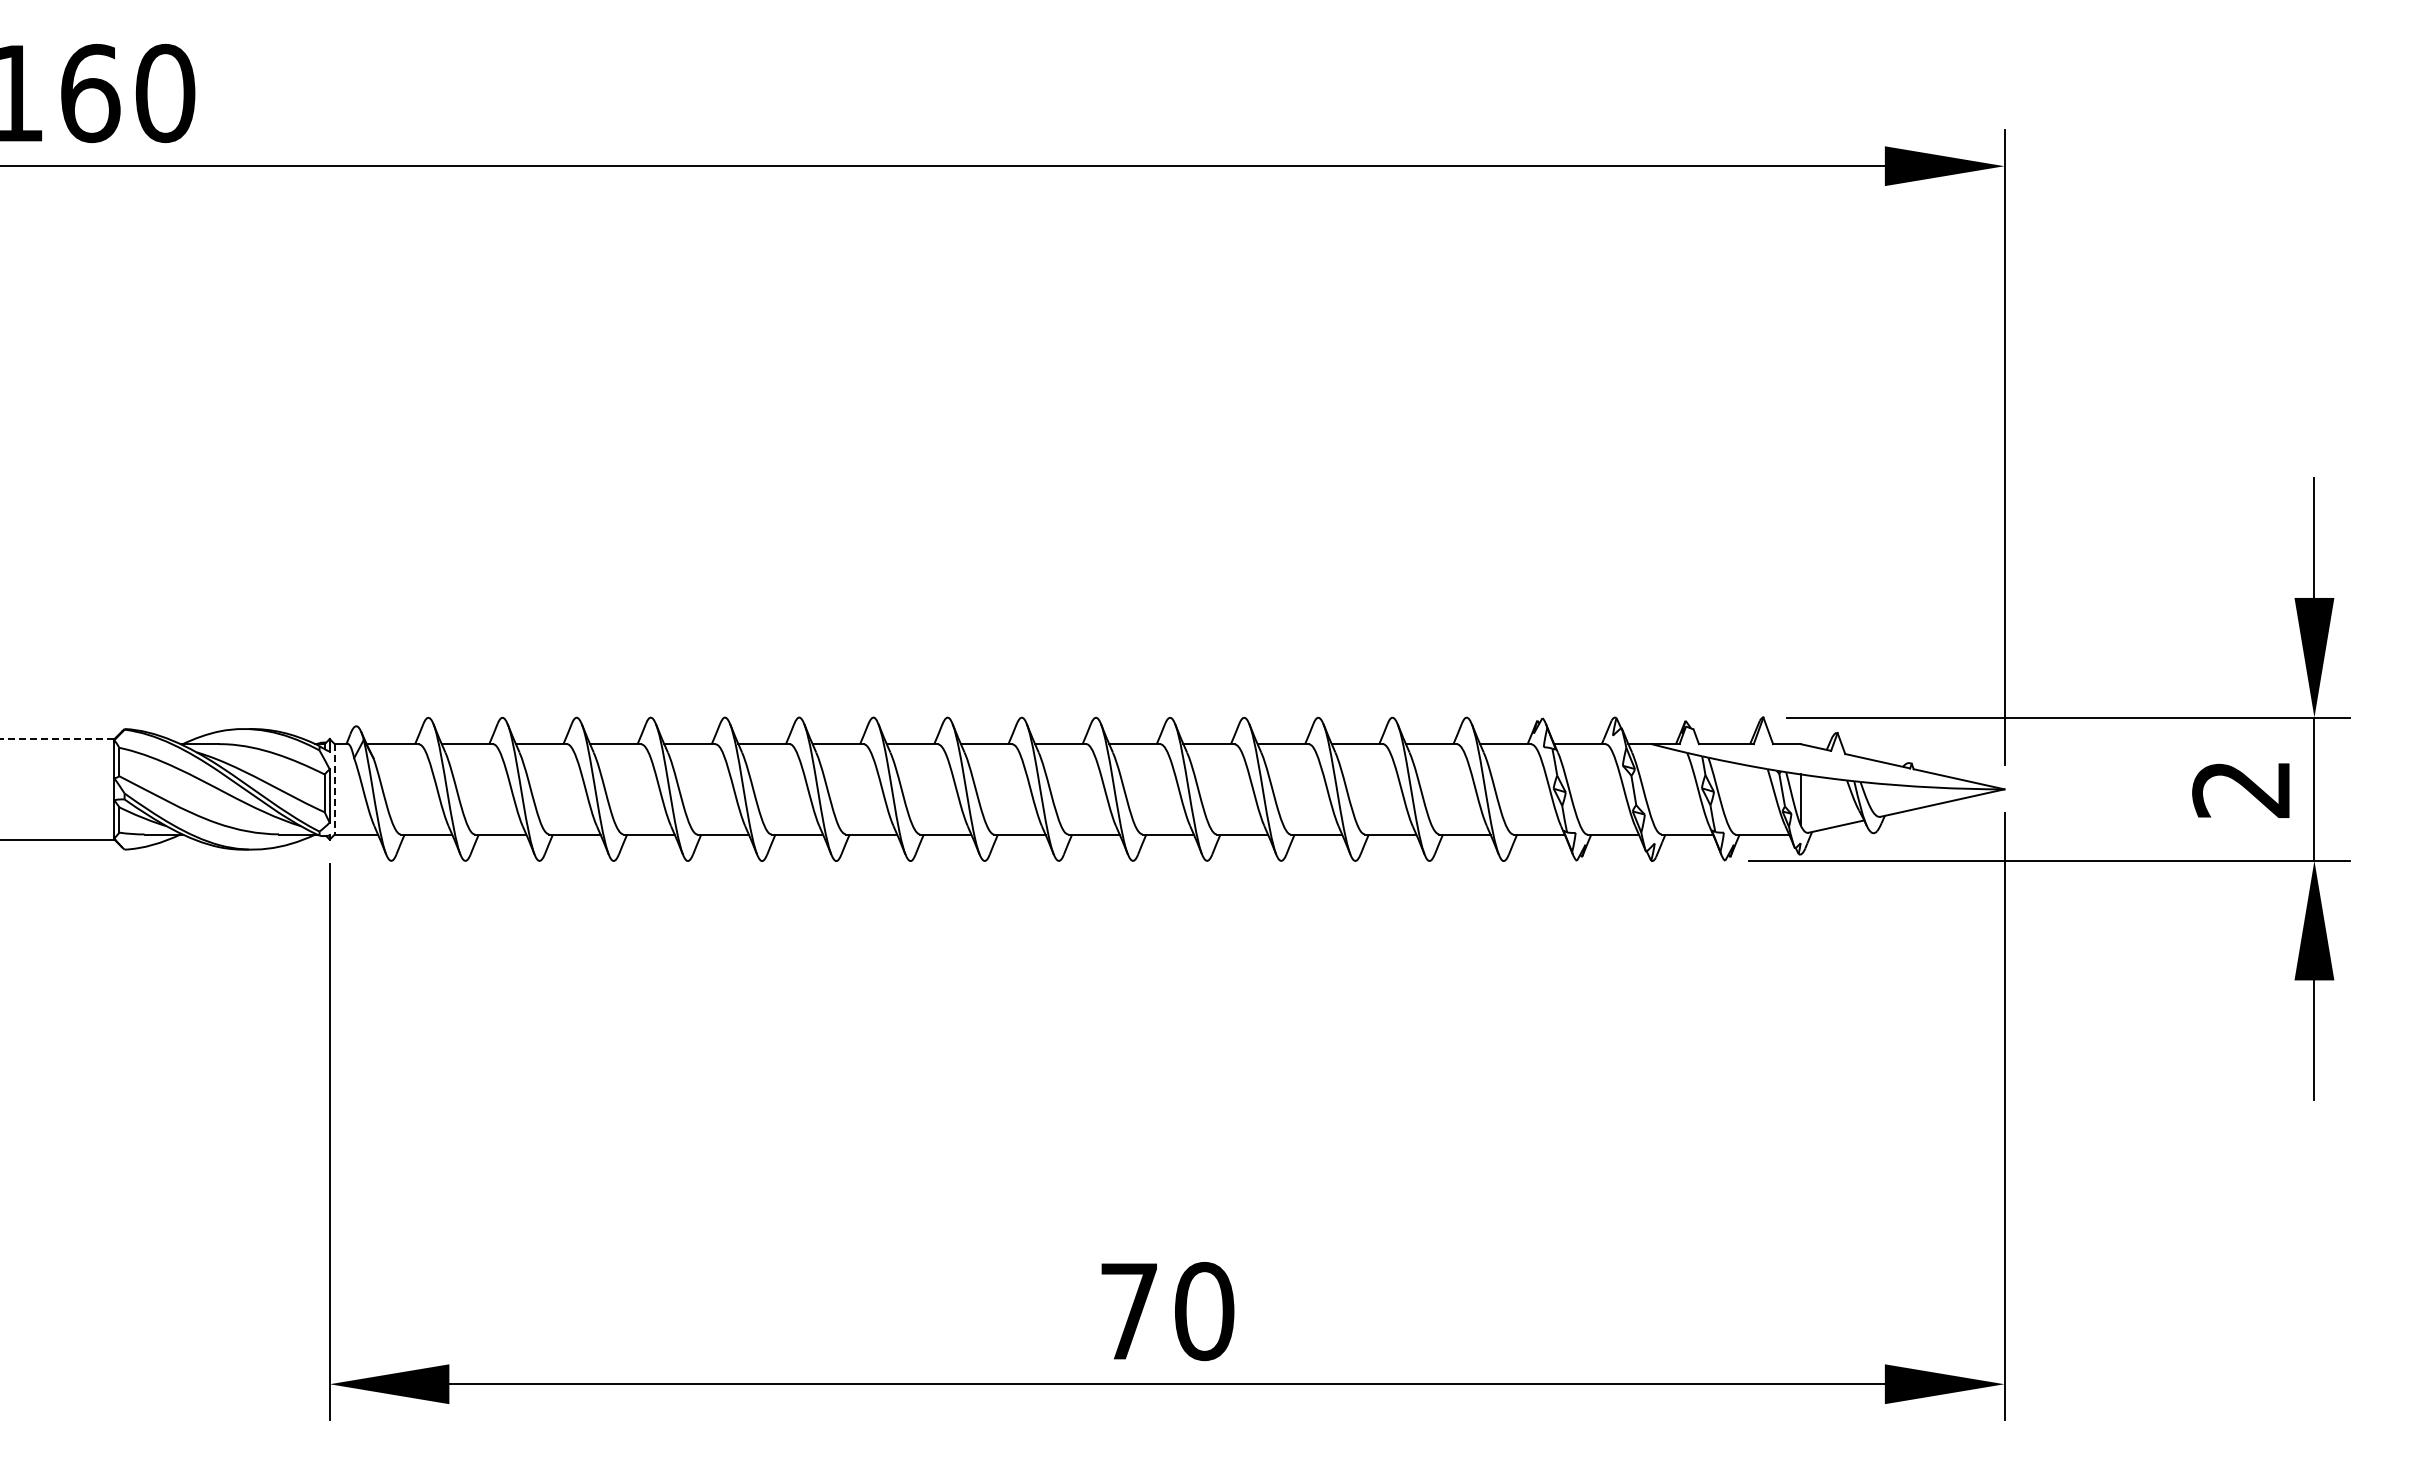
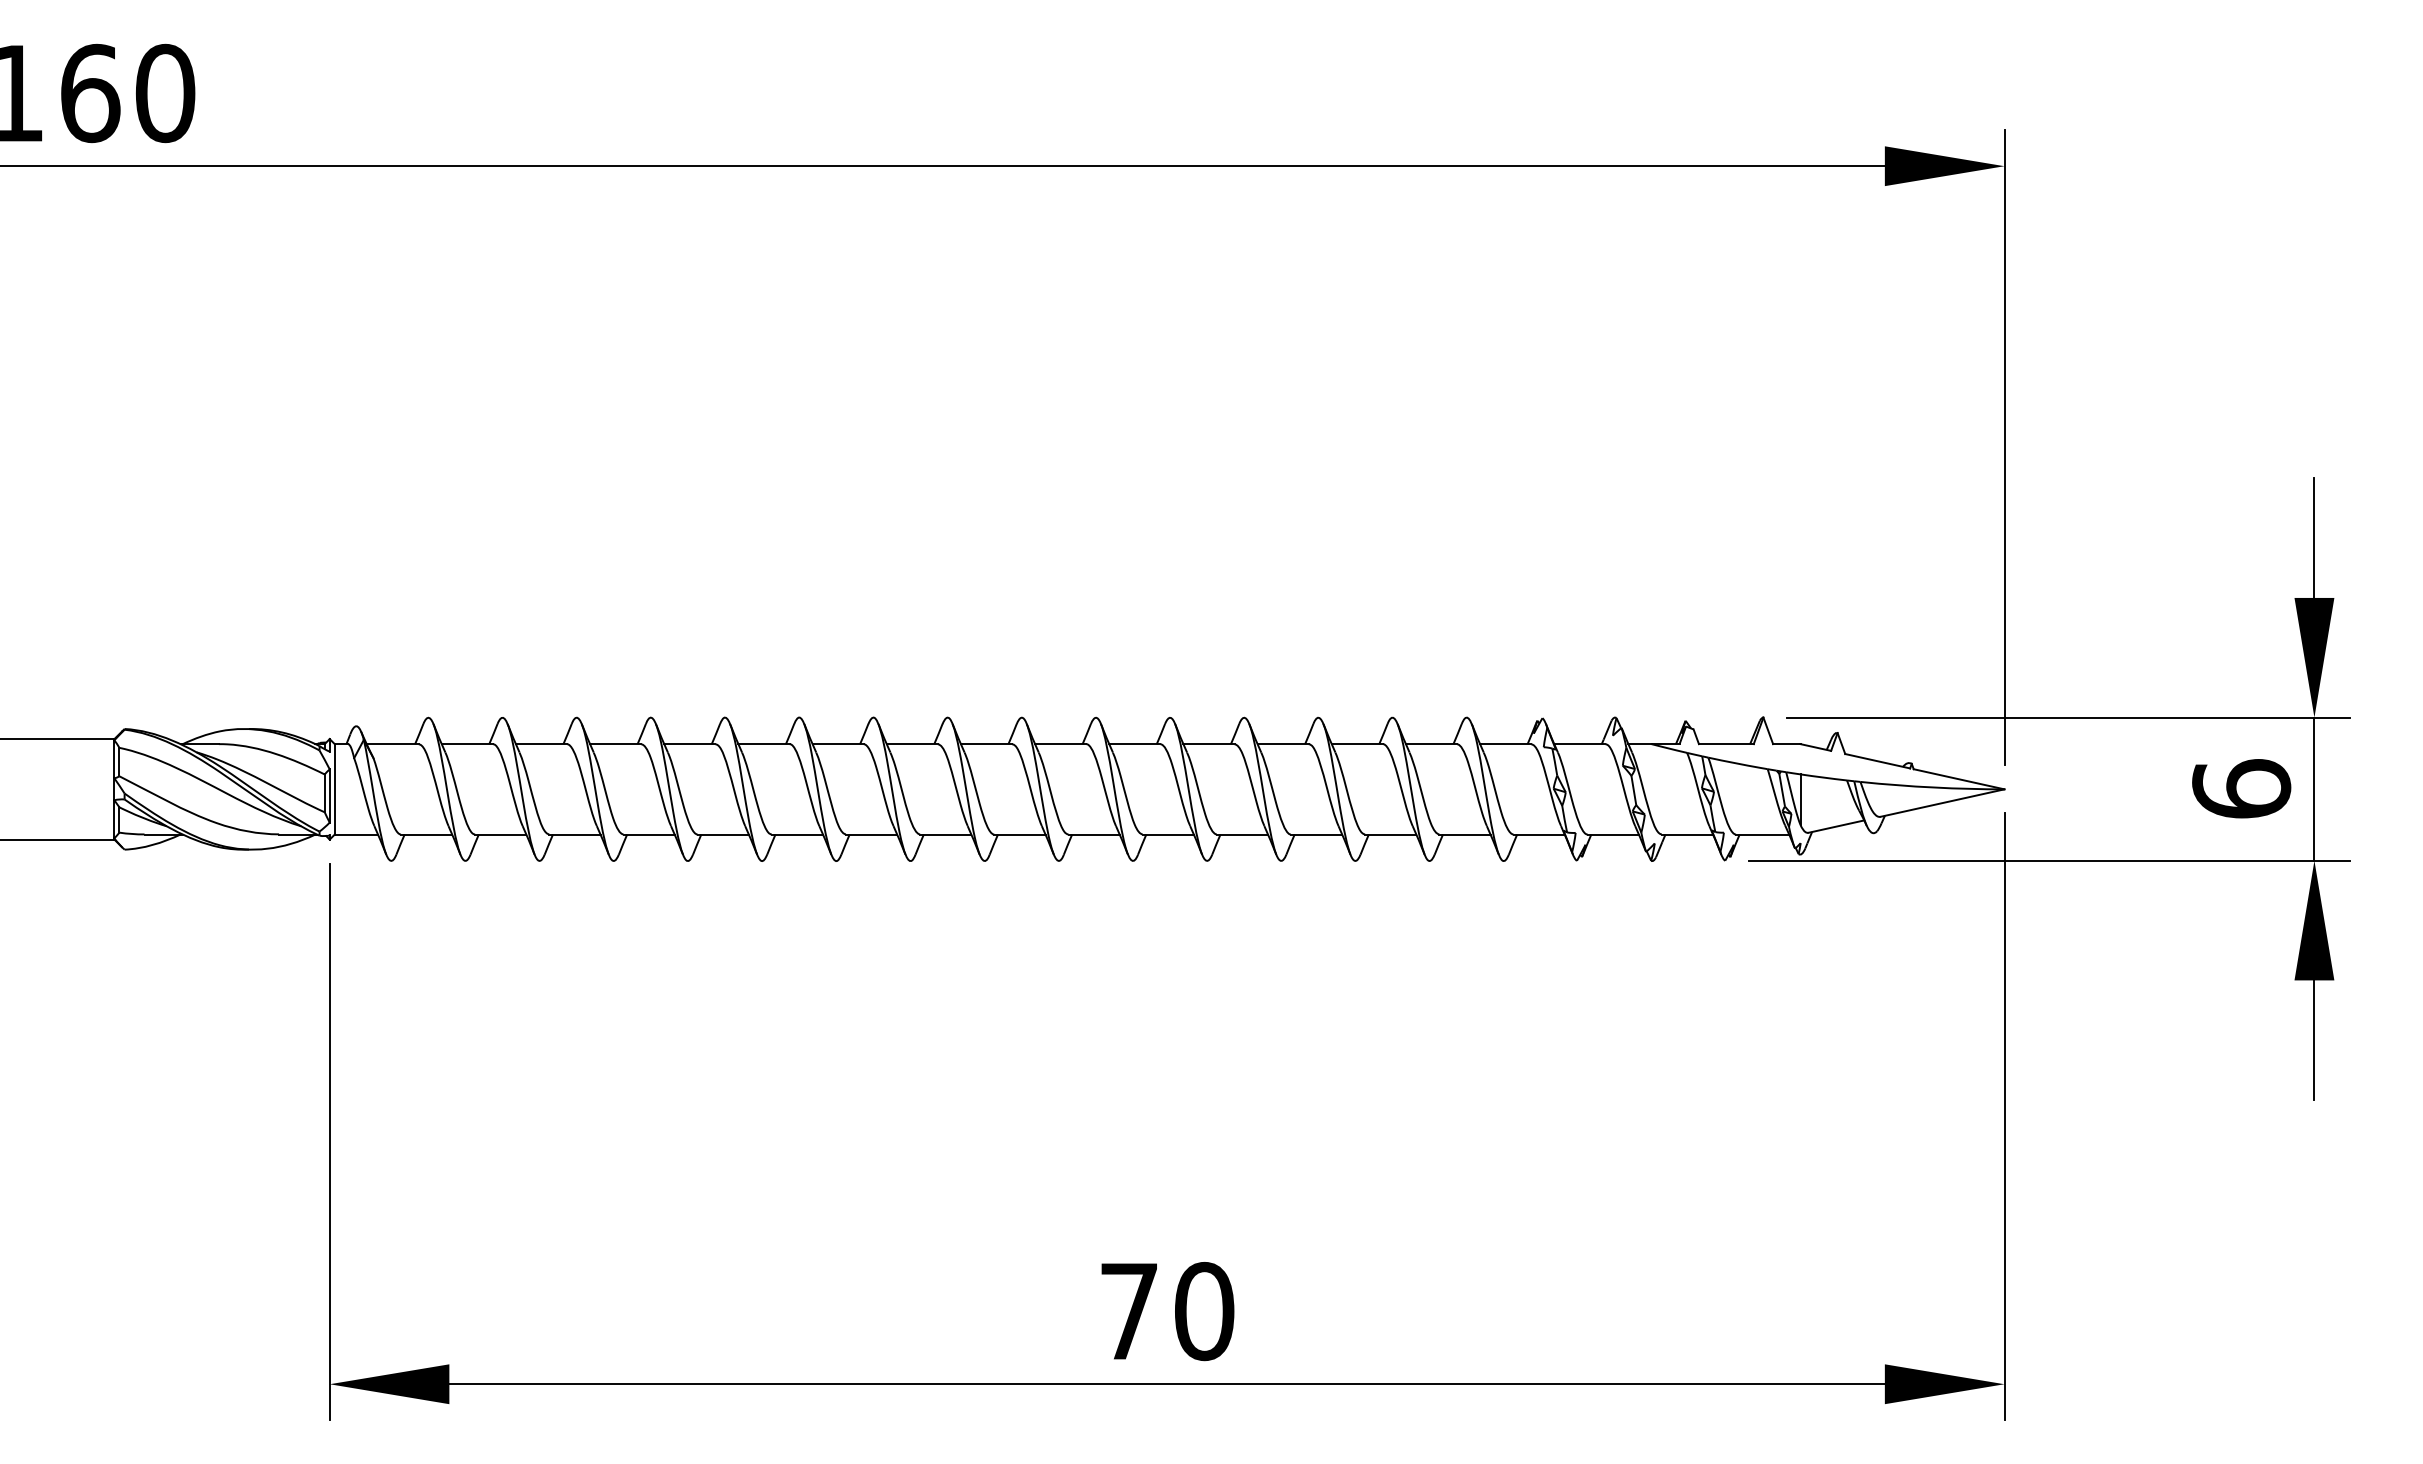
line: dashed -> solid (57, 739)
text: 2 -> 6 (2241, 788)
line: dashed -> solid (334, 789)
